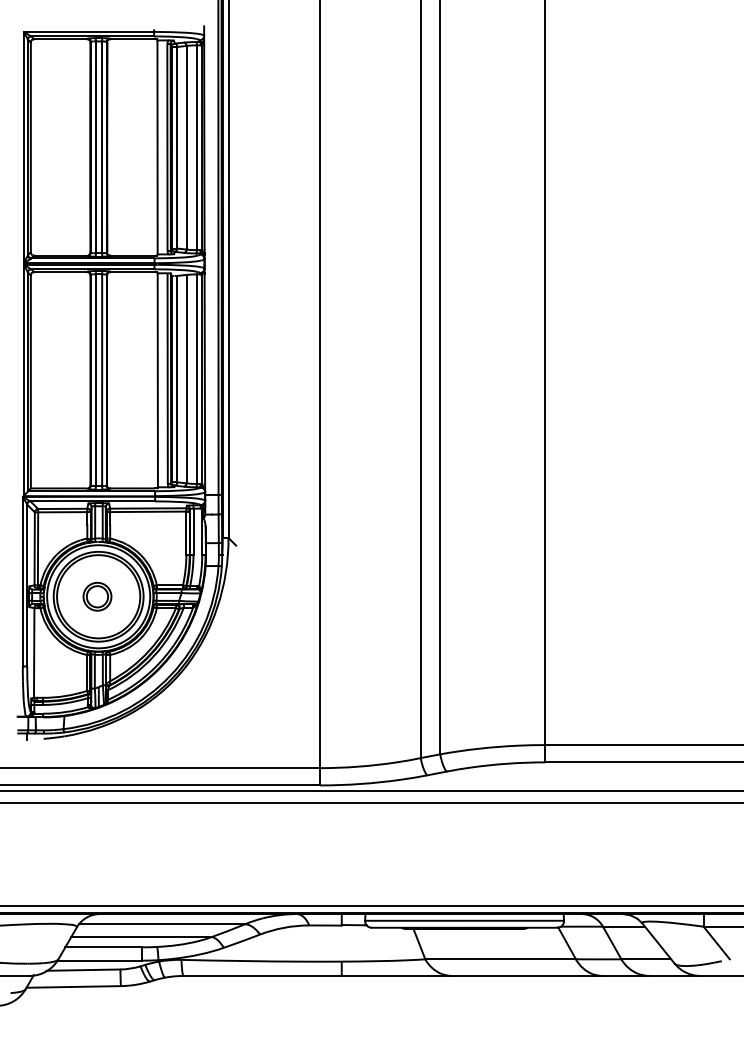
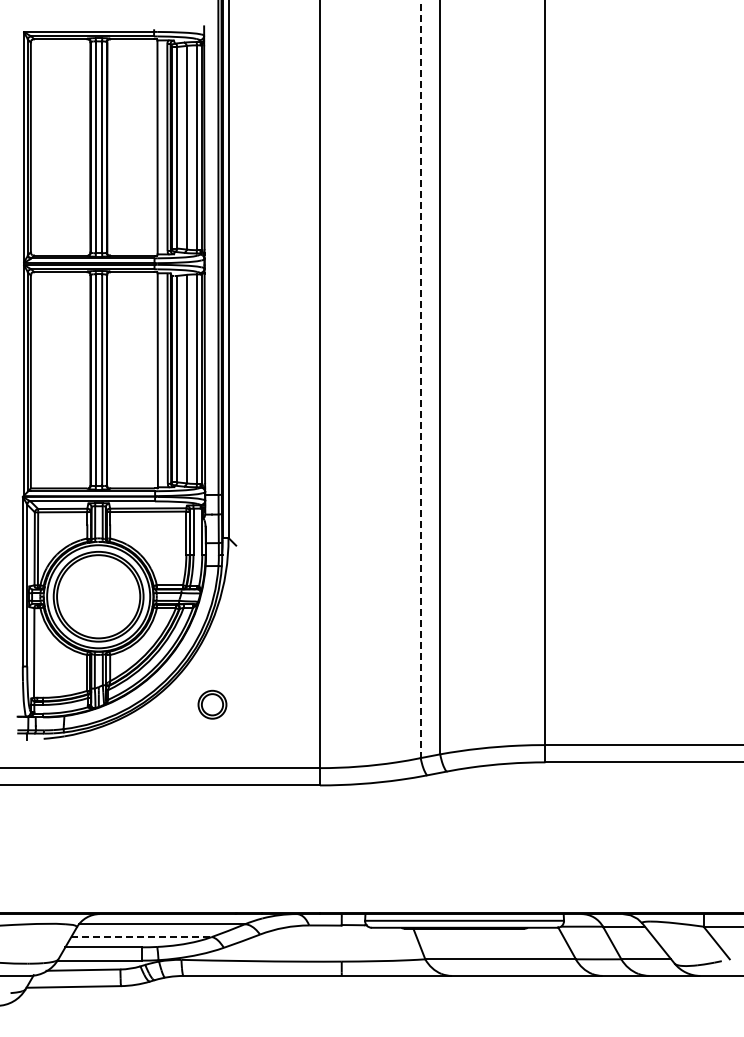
line: solid -> dashed (420, 379)
part position: (97, 596) -> (212, 704) (212, 704)
line: present -> none (371, 791)
line: present -> none (371, 802)
line: present -> none (371, 906)
line: solid -> dashed (142, 937)
